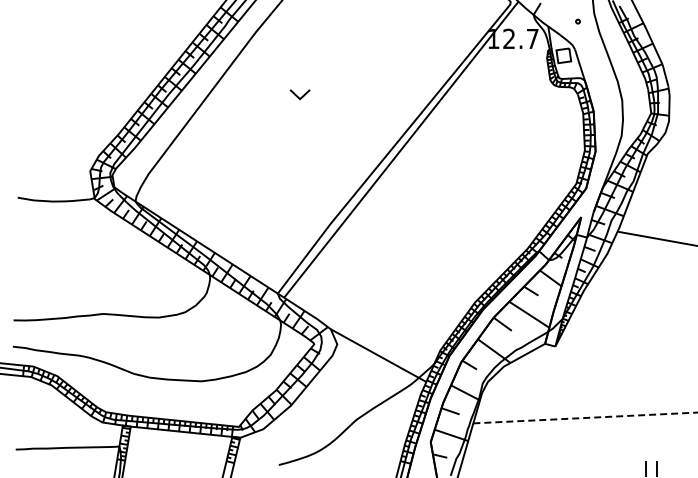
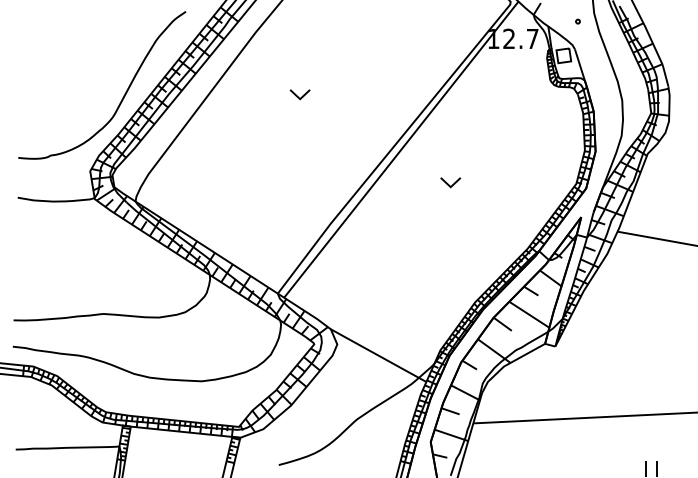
curve: none -> present (123, 95)
part: none -> present (450, 182)
line: dashed -> solid (586, 417)
